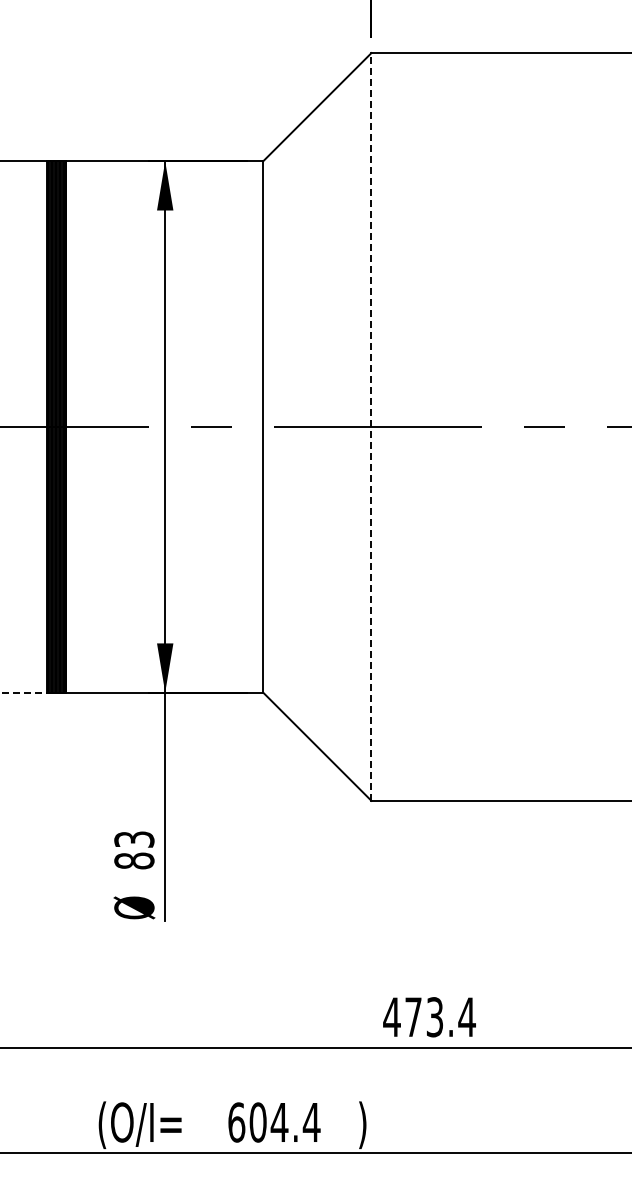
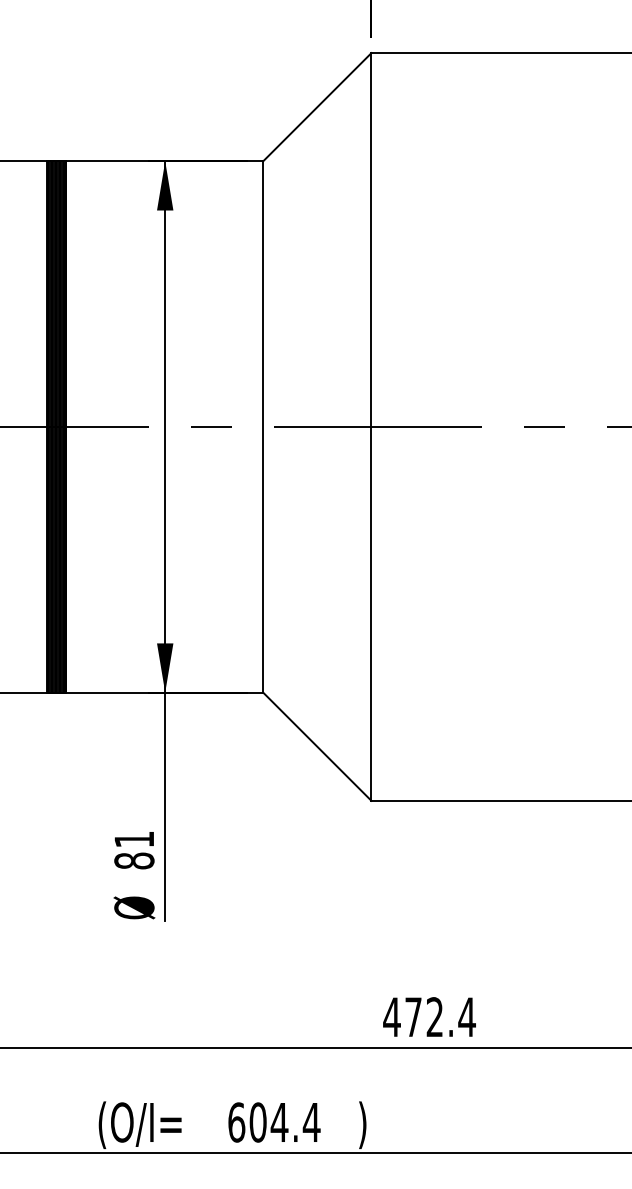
line: dashed -> solid (371, 426)
line: dashed -> solid (23, 692)
text: 83 -> 81 (134, 839)
text: 473.4 -> 472.4 (434, 1017)
